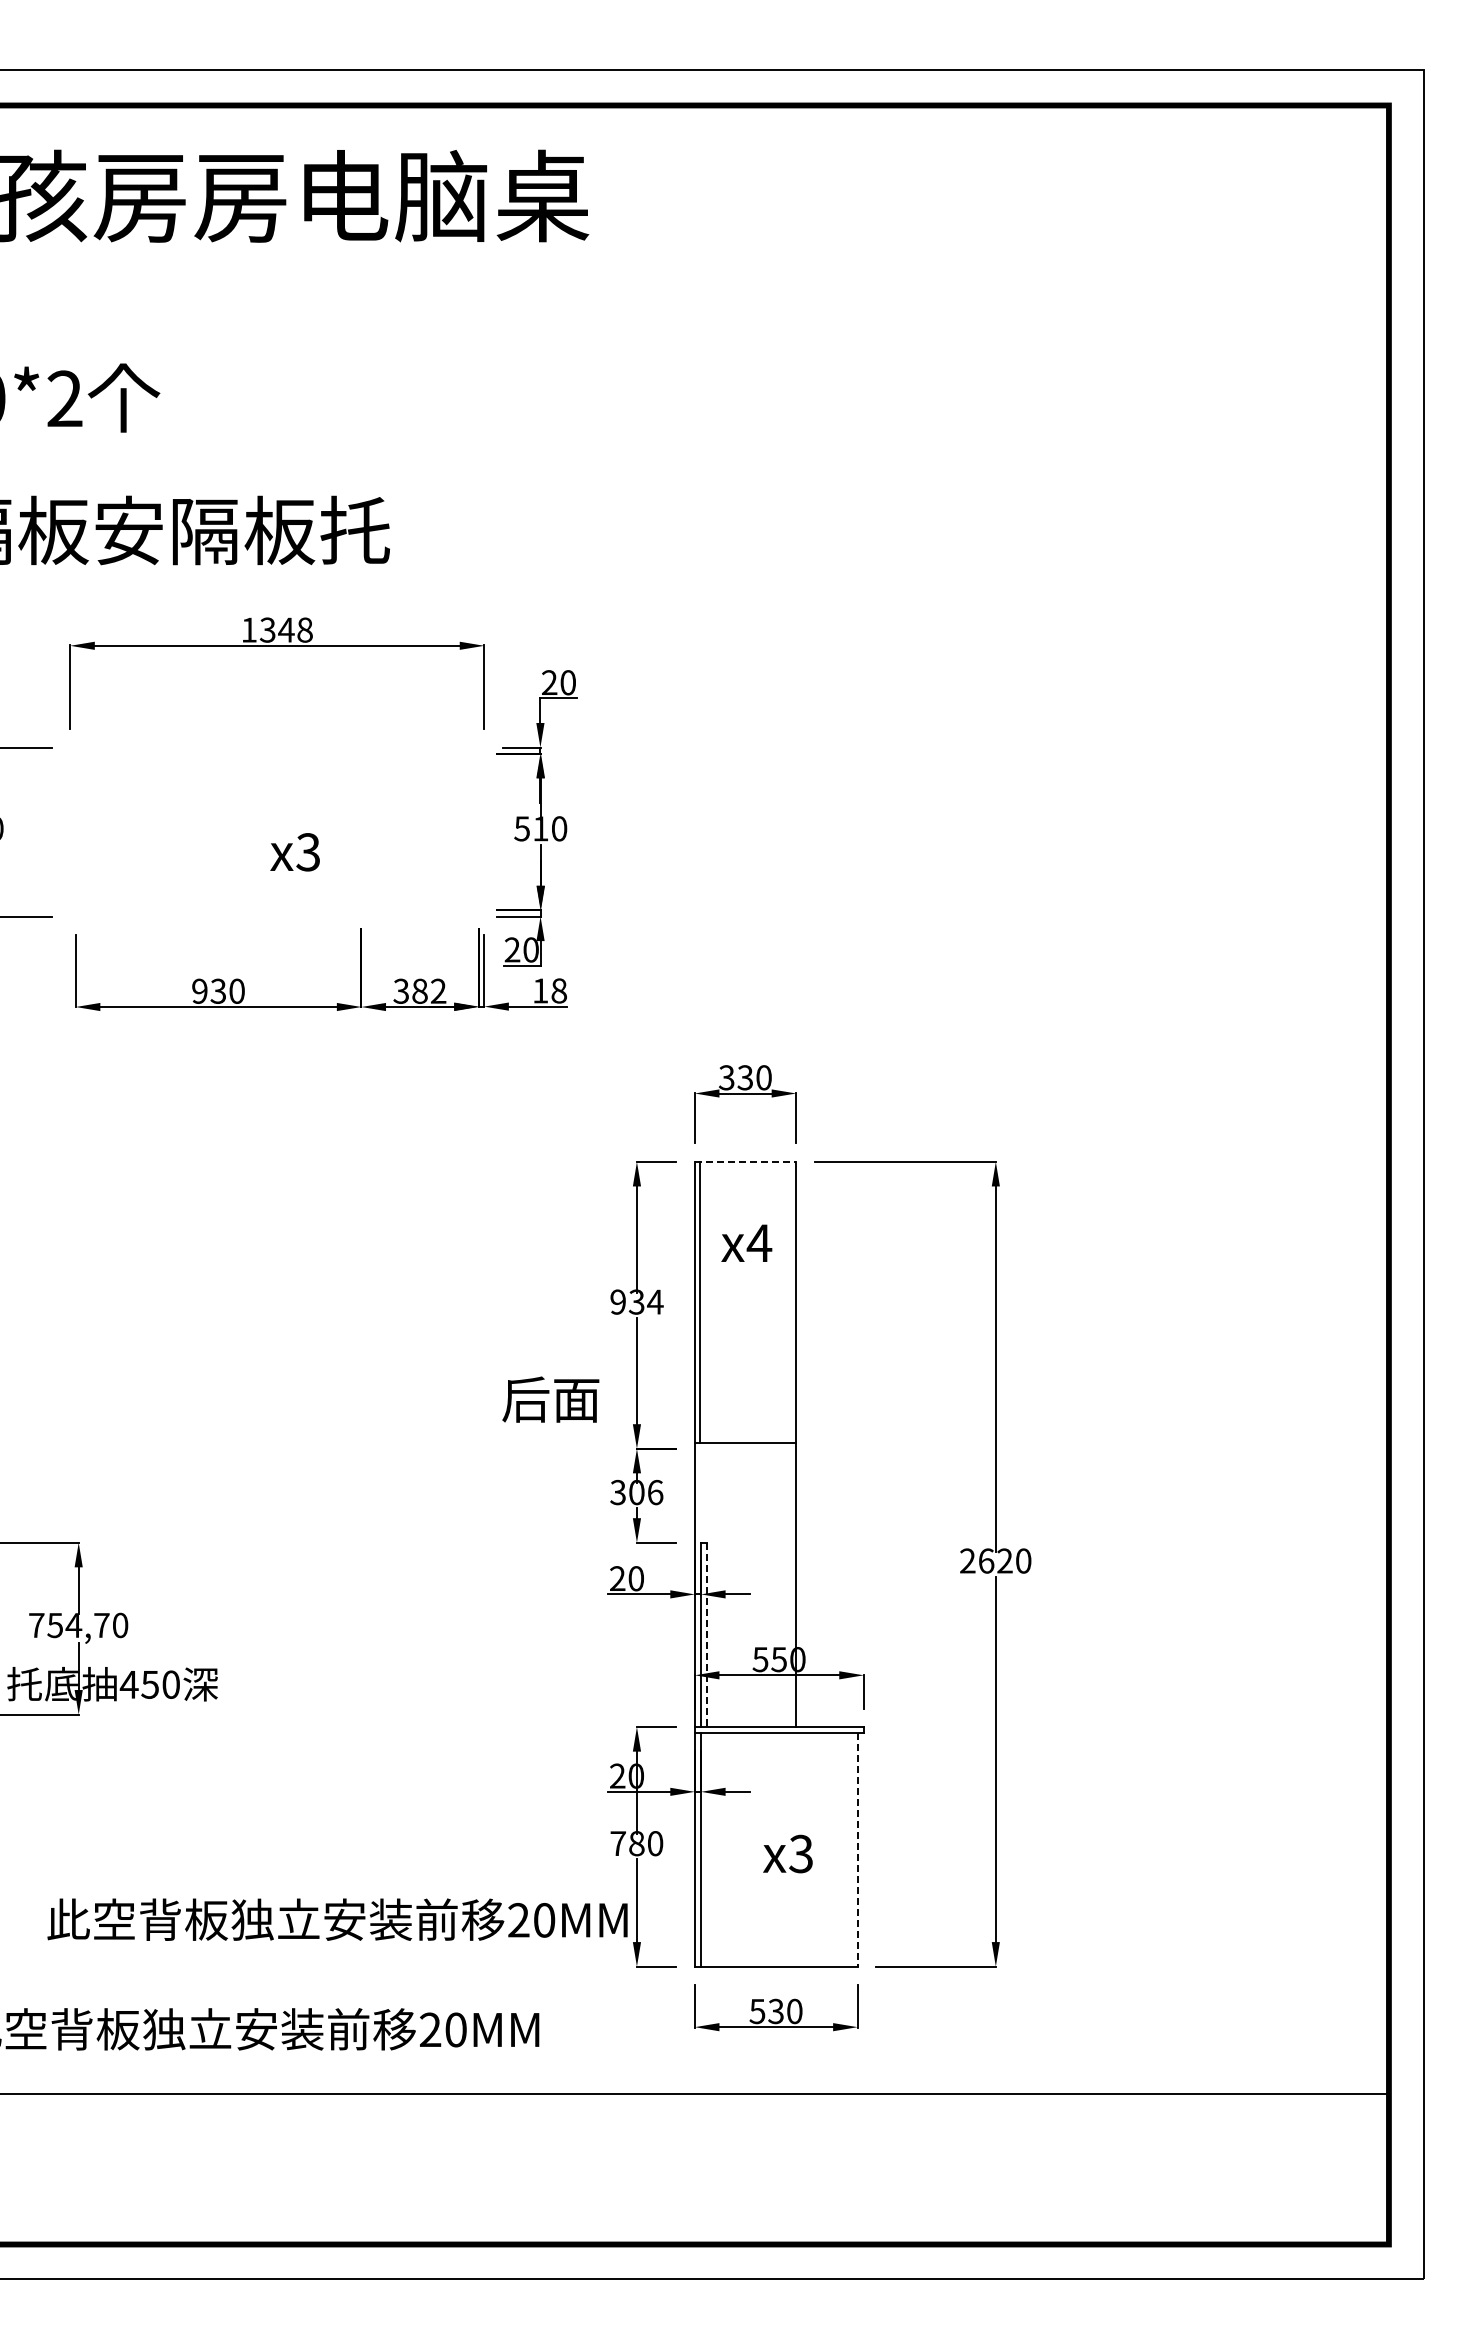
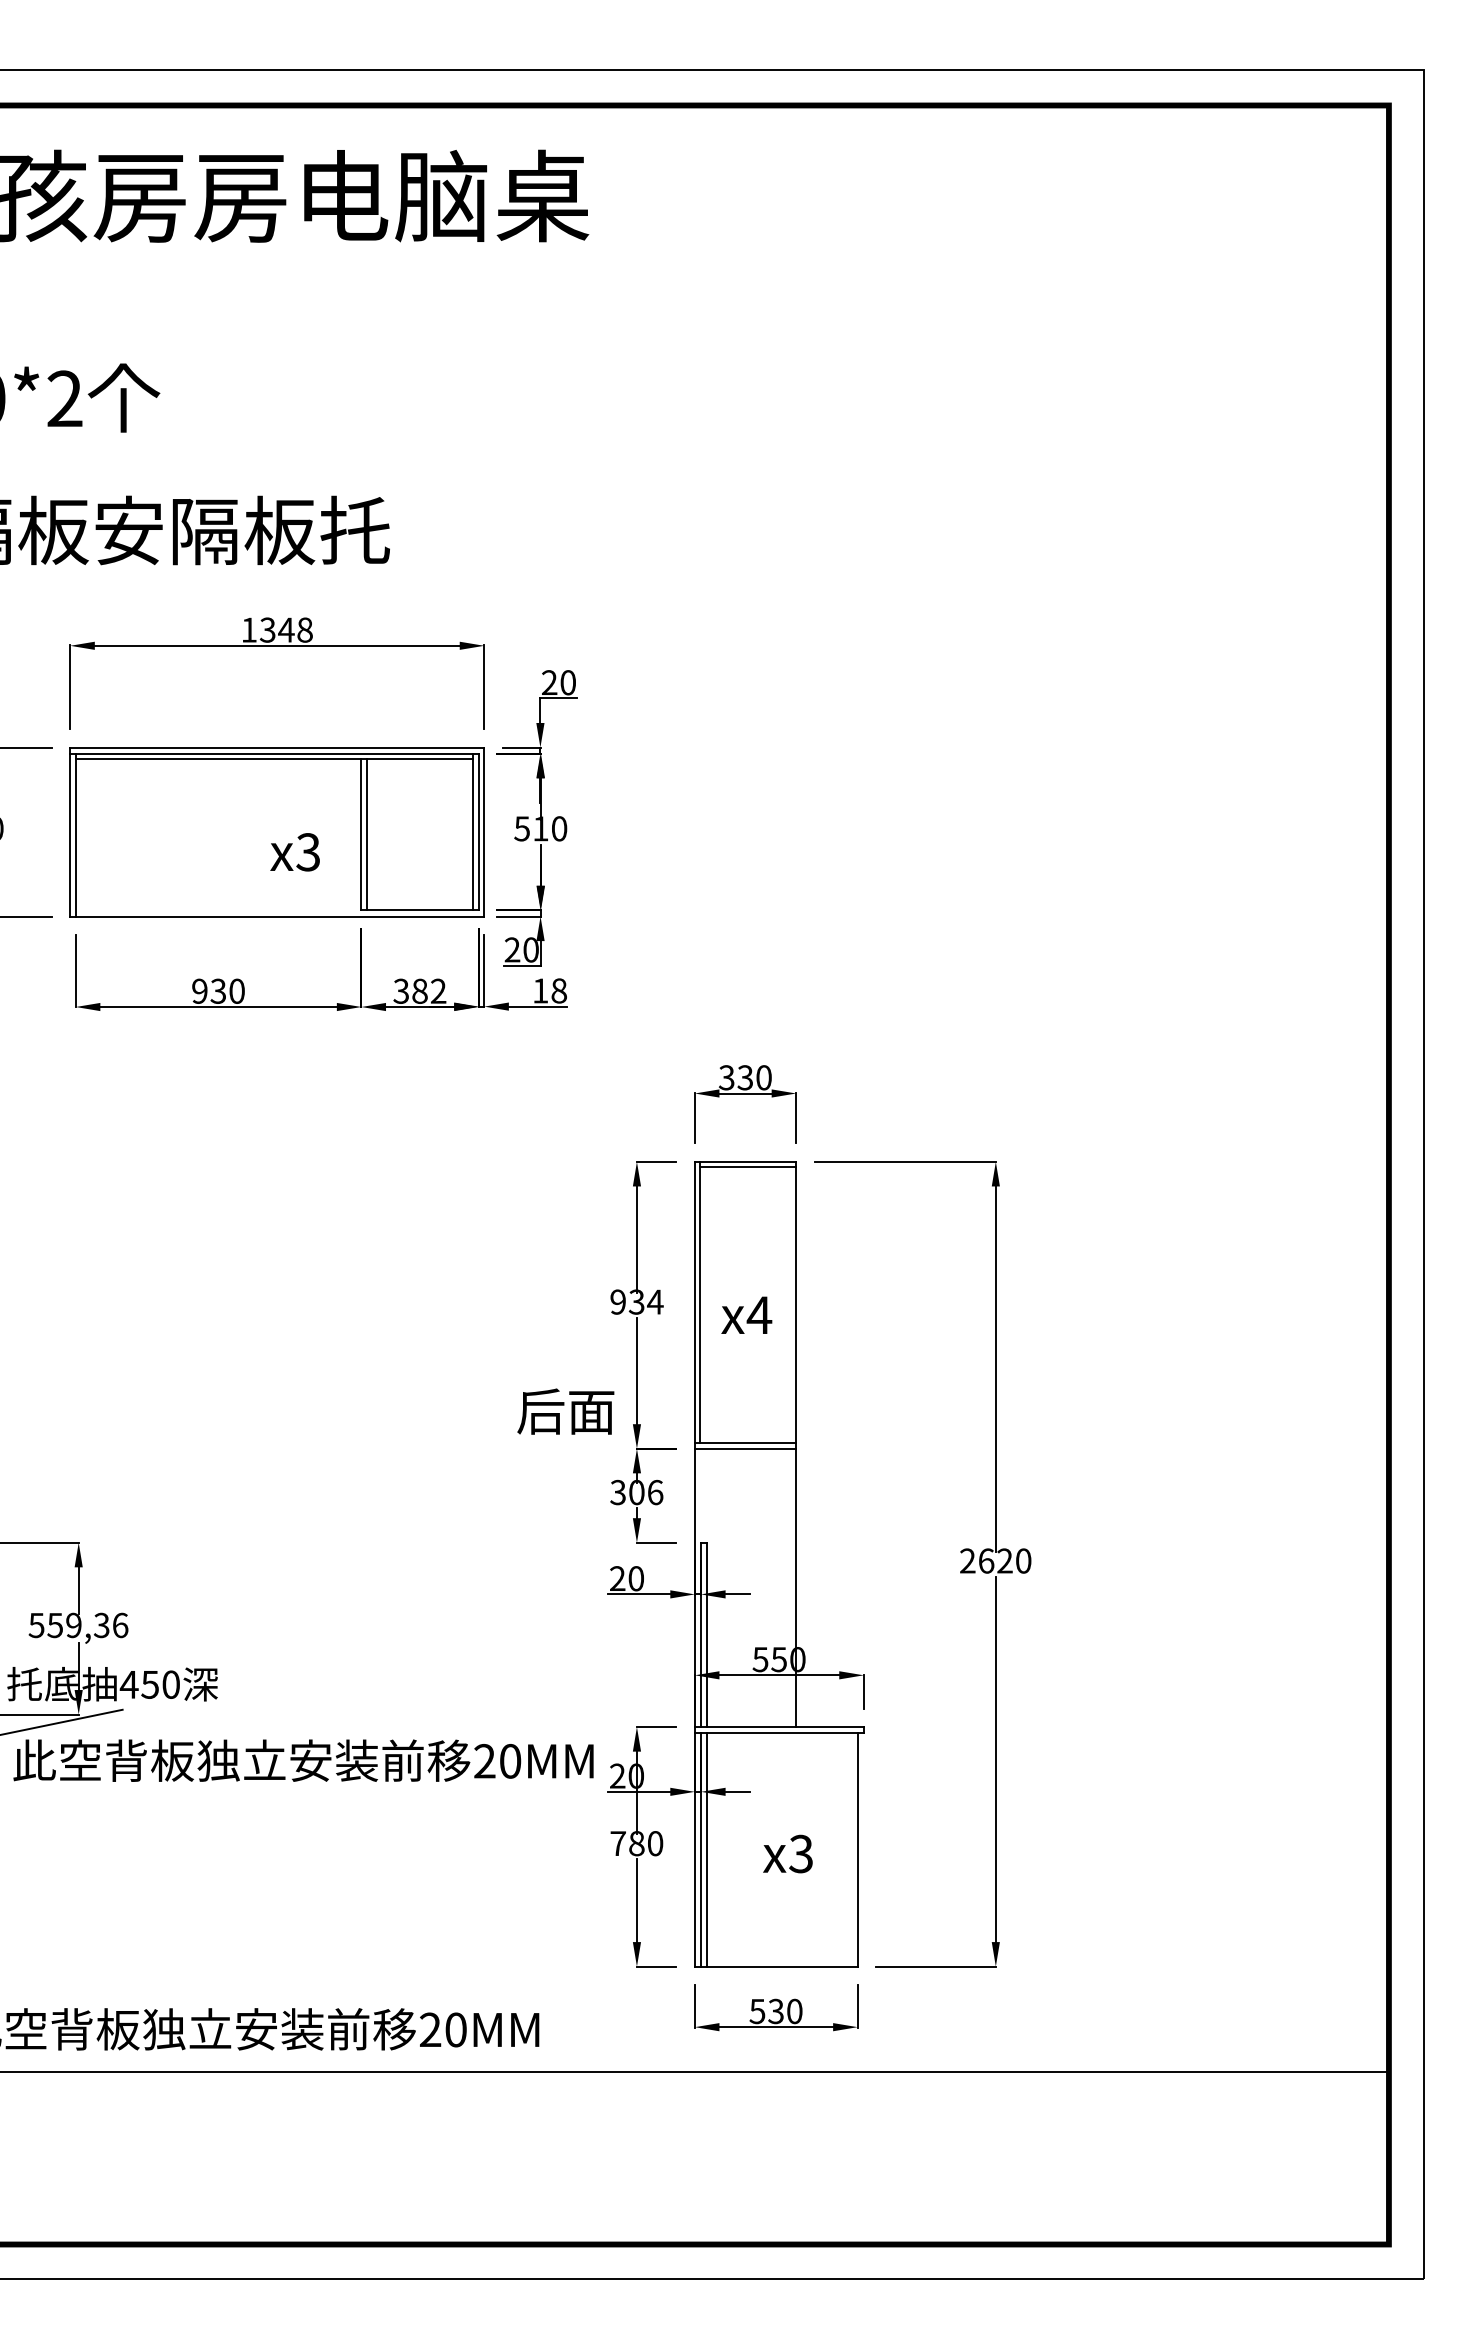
part: none -> present (276, 832)
line: dashed -> solid (745, 1161)
line: none -> present (748, 1167)
text position: (746, 1242) -> (746, 1314) (746, 1314)
text position: (550, 1399) -> (565, 1411) (565, 1411)
line: none -> present (745, 1448)
text: 754,70 -> 559,36 (78, 1625)
line: dashed -> solid (706, 1635)
line: none -> present (62, 1721)
line: none -> present (706, 1849)
line: dashed -> solid (857, 1850)
text position: (337, 1919) -> (303, 1760) (303, 1760)
line position: (695, 2094) -> (695, 2072) (695, 2072)
